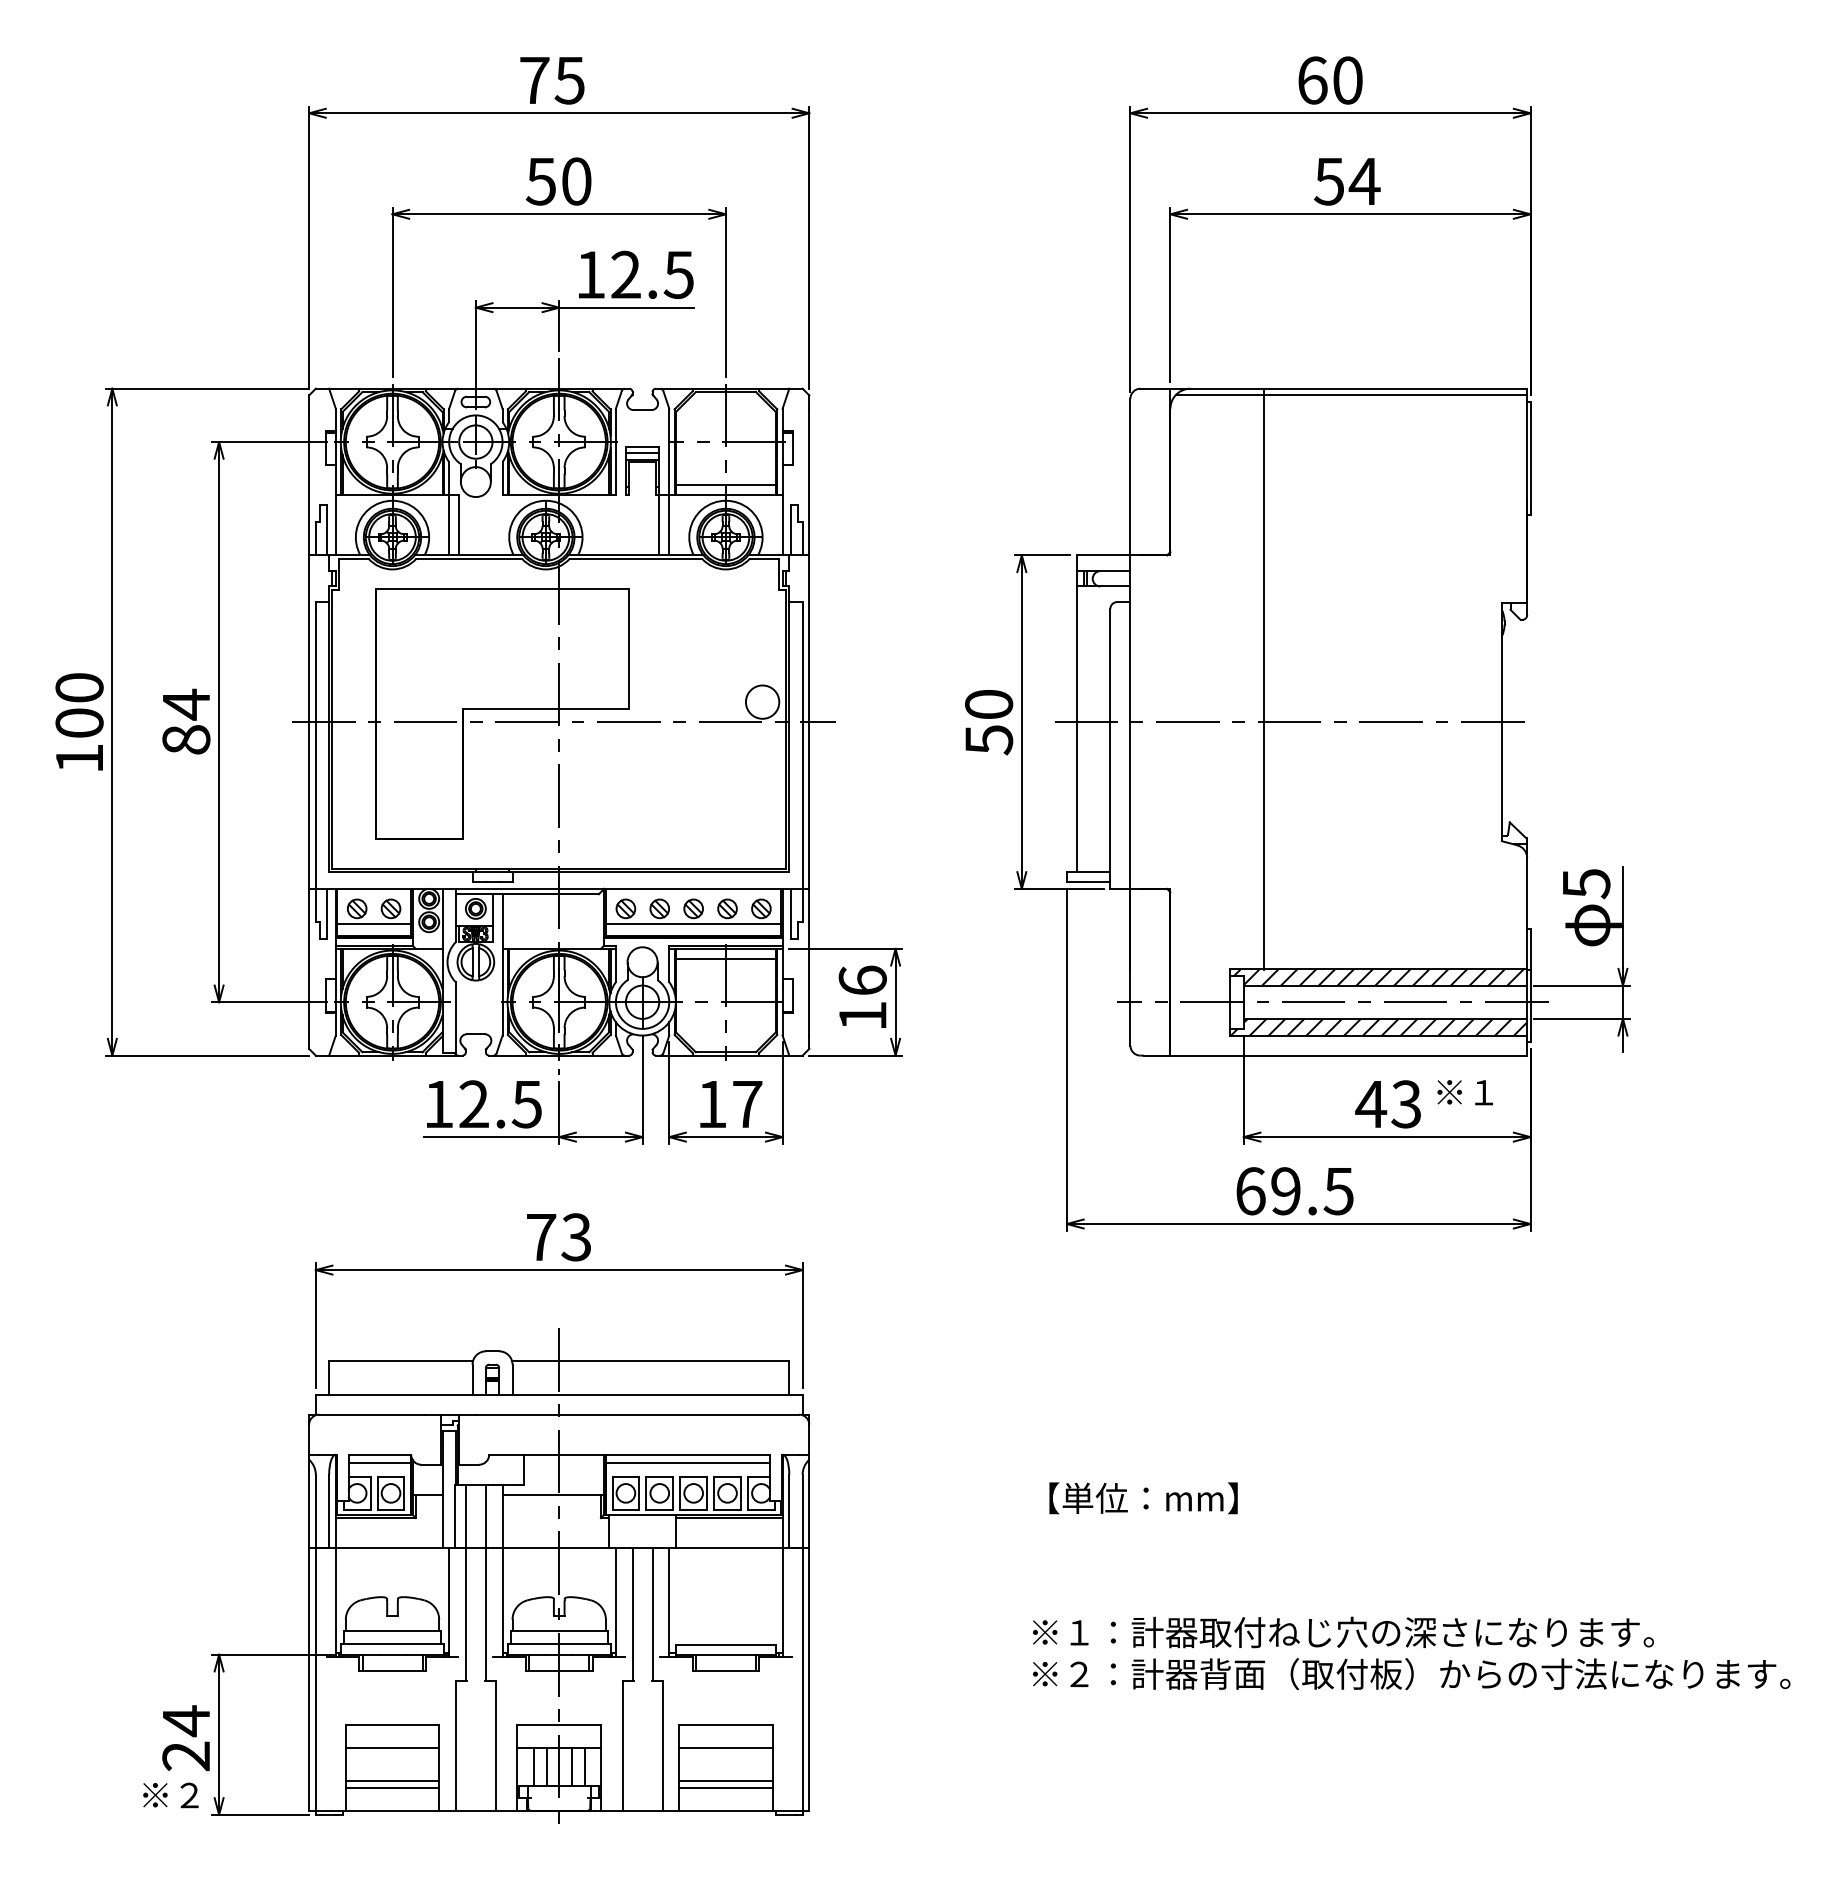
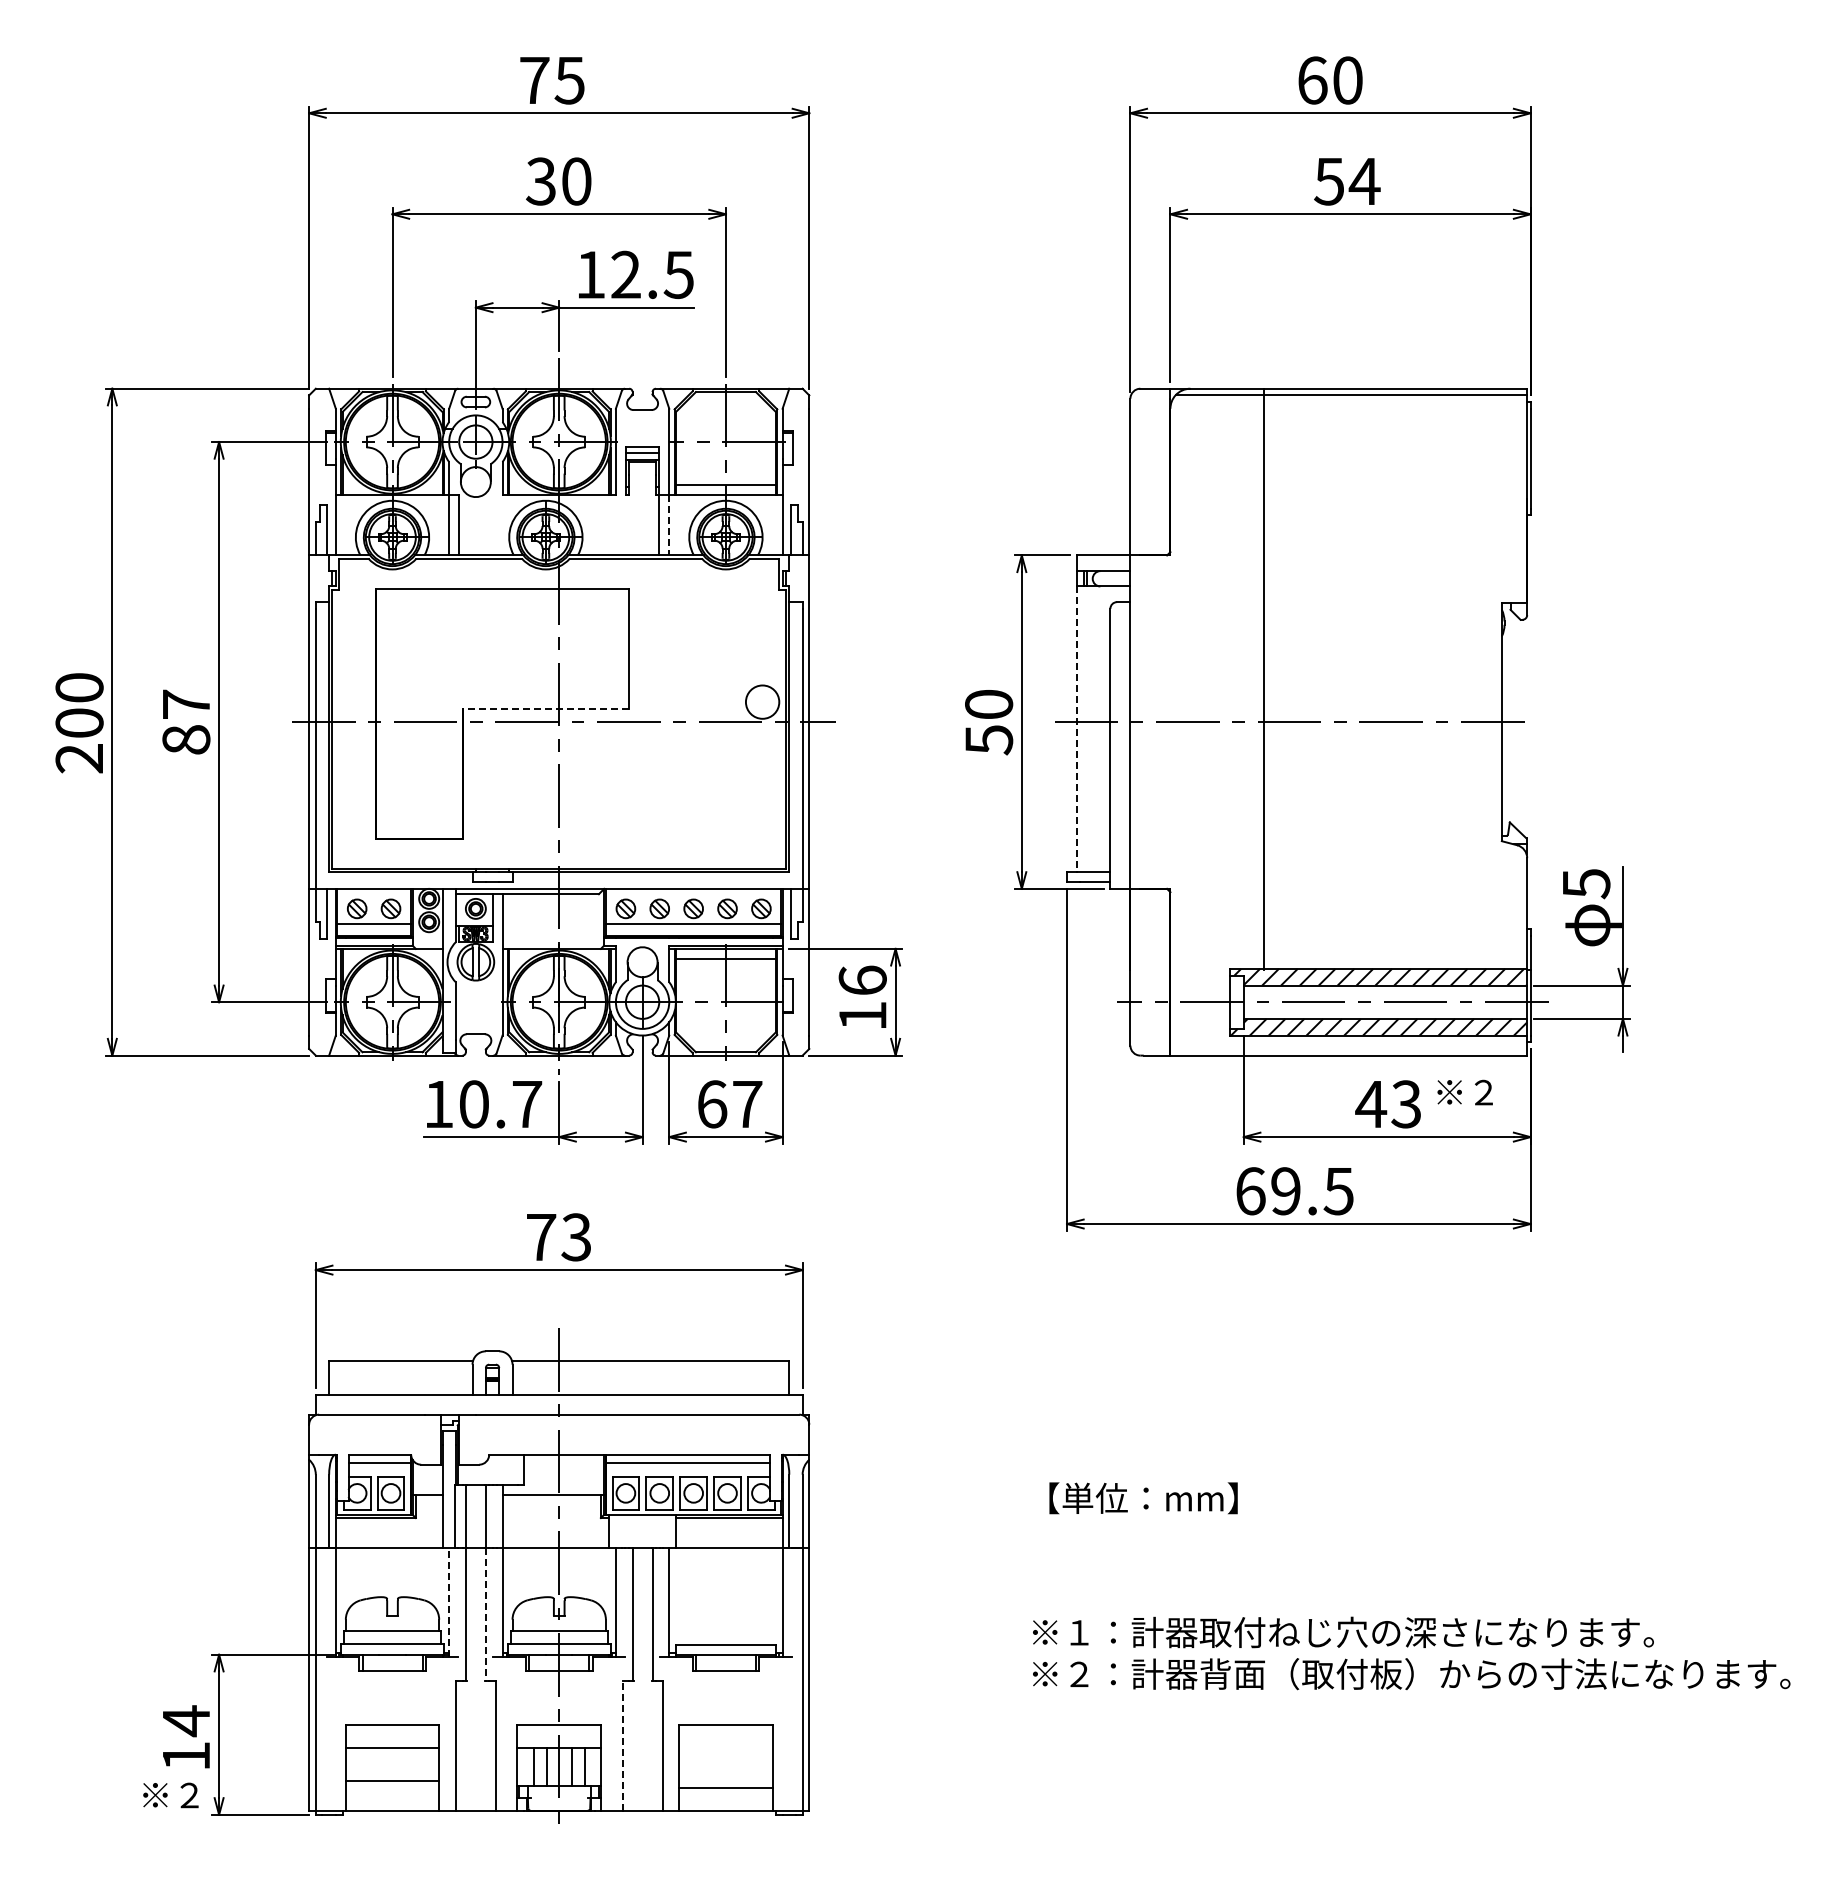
text: 50 -> 30 (540, 181)
line: solid -> dashed (669, 525)
text: 84 -> 87 (186, 704)
line: solid -> dashed (545, 708)
line: solid -> dashed (1077, 729)
text: 100 -> 200 (78, 758)
text: ※１ -> ※２ (1482, 1091)
text: 12.5 -> 10.7 (500, 1104)
text: 17 -> 67 (712, 1104)
line: solid -> dashed (449, 1601)
line: solid -> dashed (485, 1614)
line: solid -> dashed (622, 1745)
line: present -> none (725, 1748)
text: 24 -> 14 (185, 1756)
line: present -> none (725, 1781)
line: present -> none (392, 1788)
